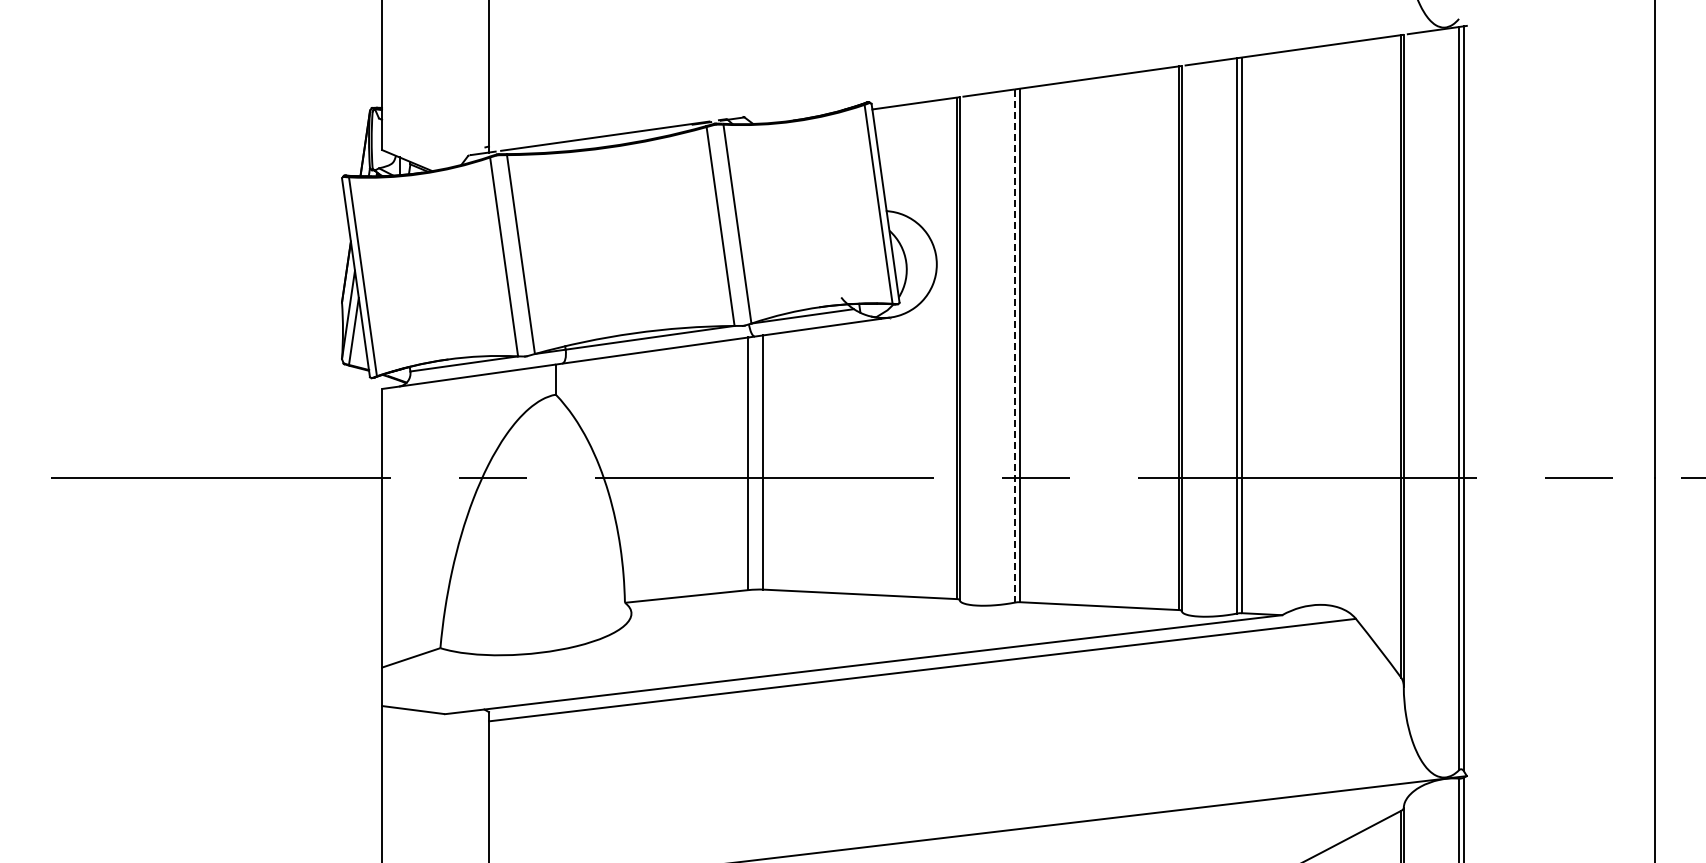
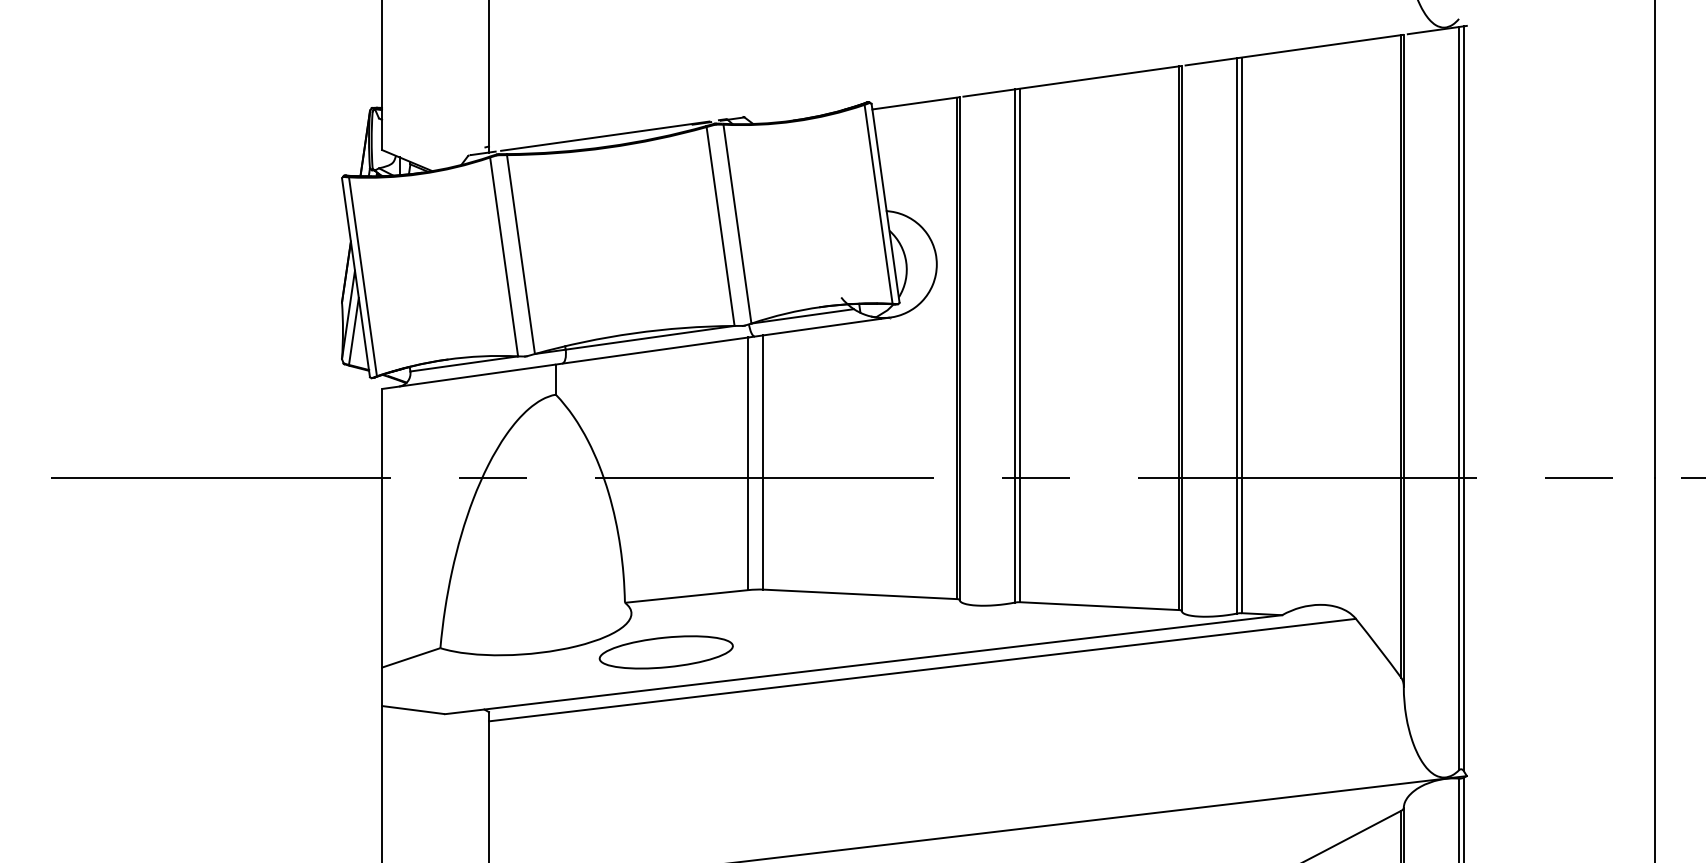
line: dashed -> solid (1014, 346)
part: none -> present (665, 652)
